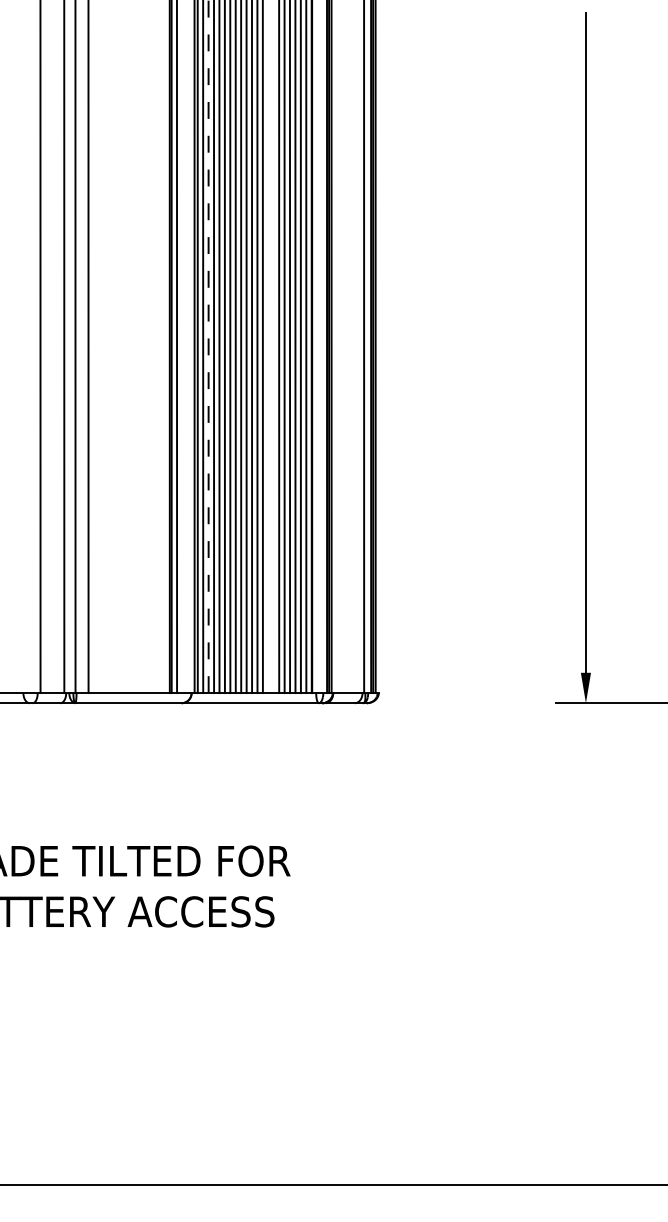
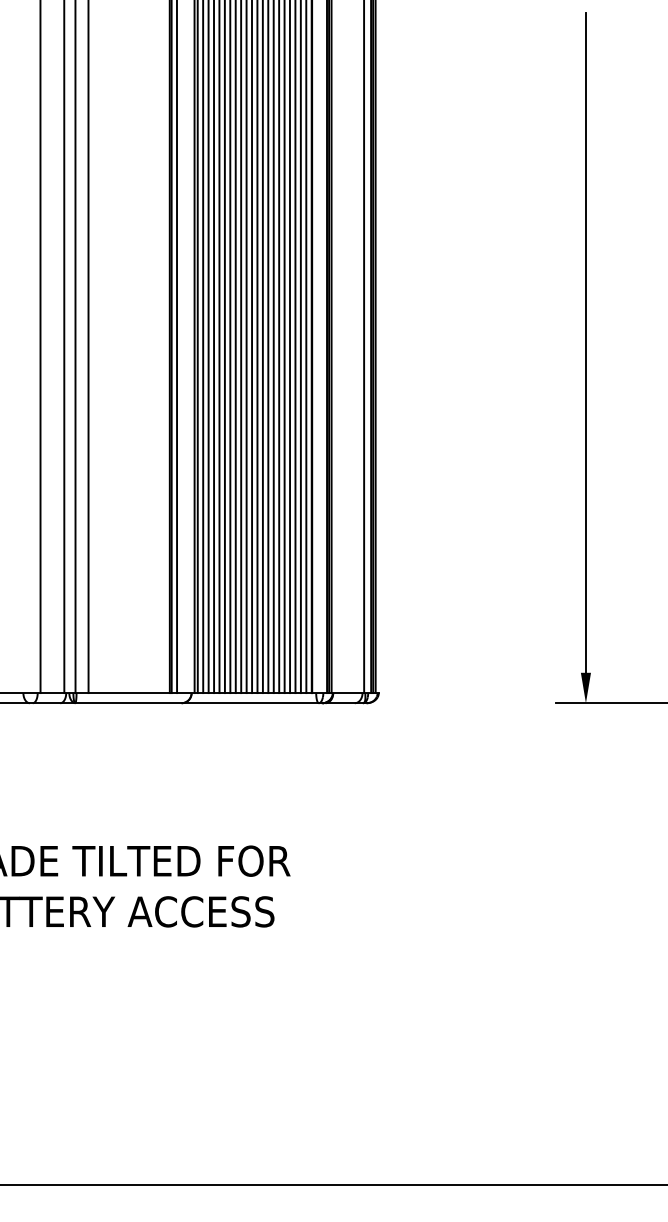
line: dashed -> solid (208, 346)
line: none -> present (268, 347)
line: none -> present (273, 347)
